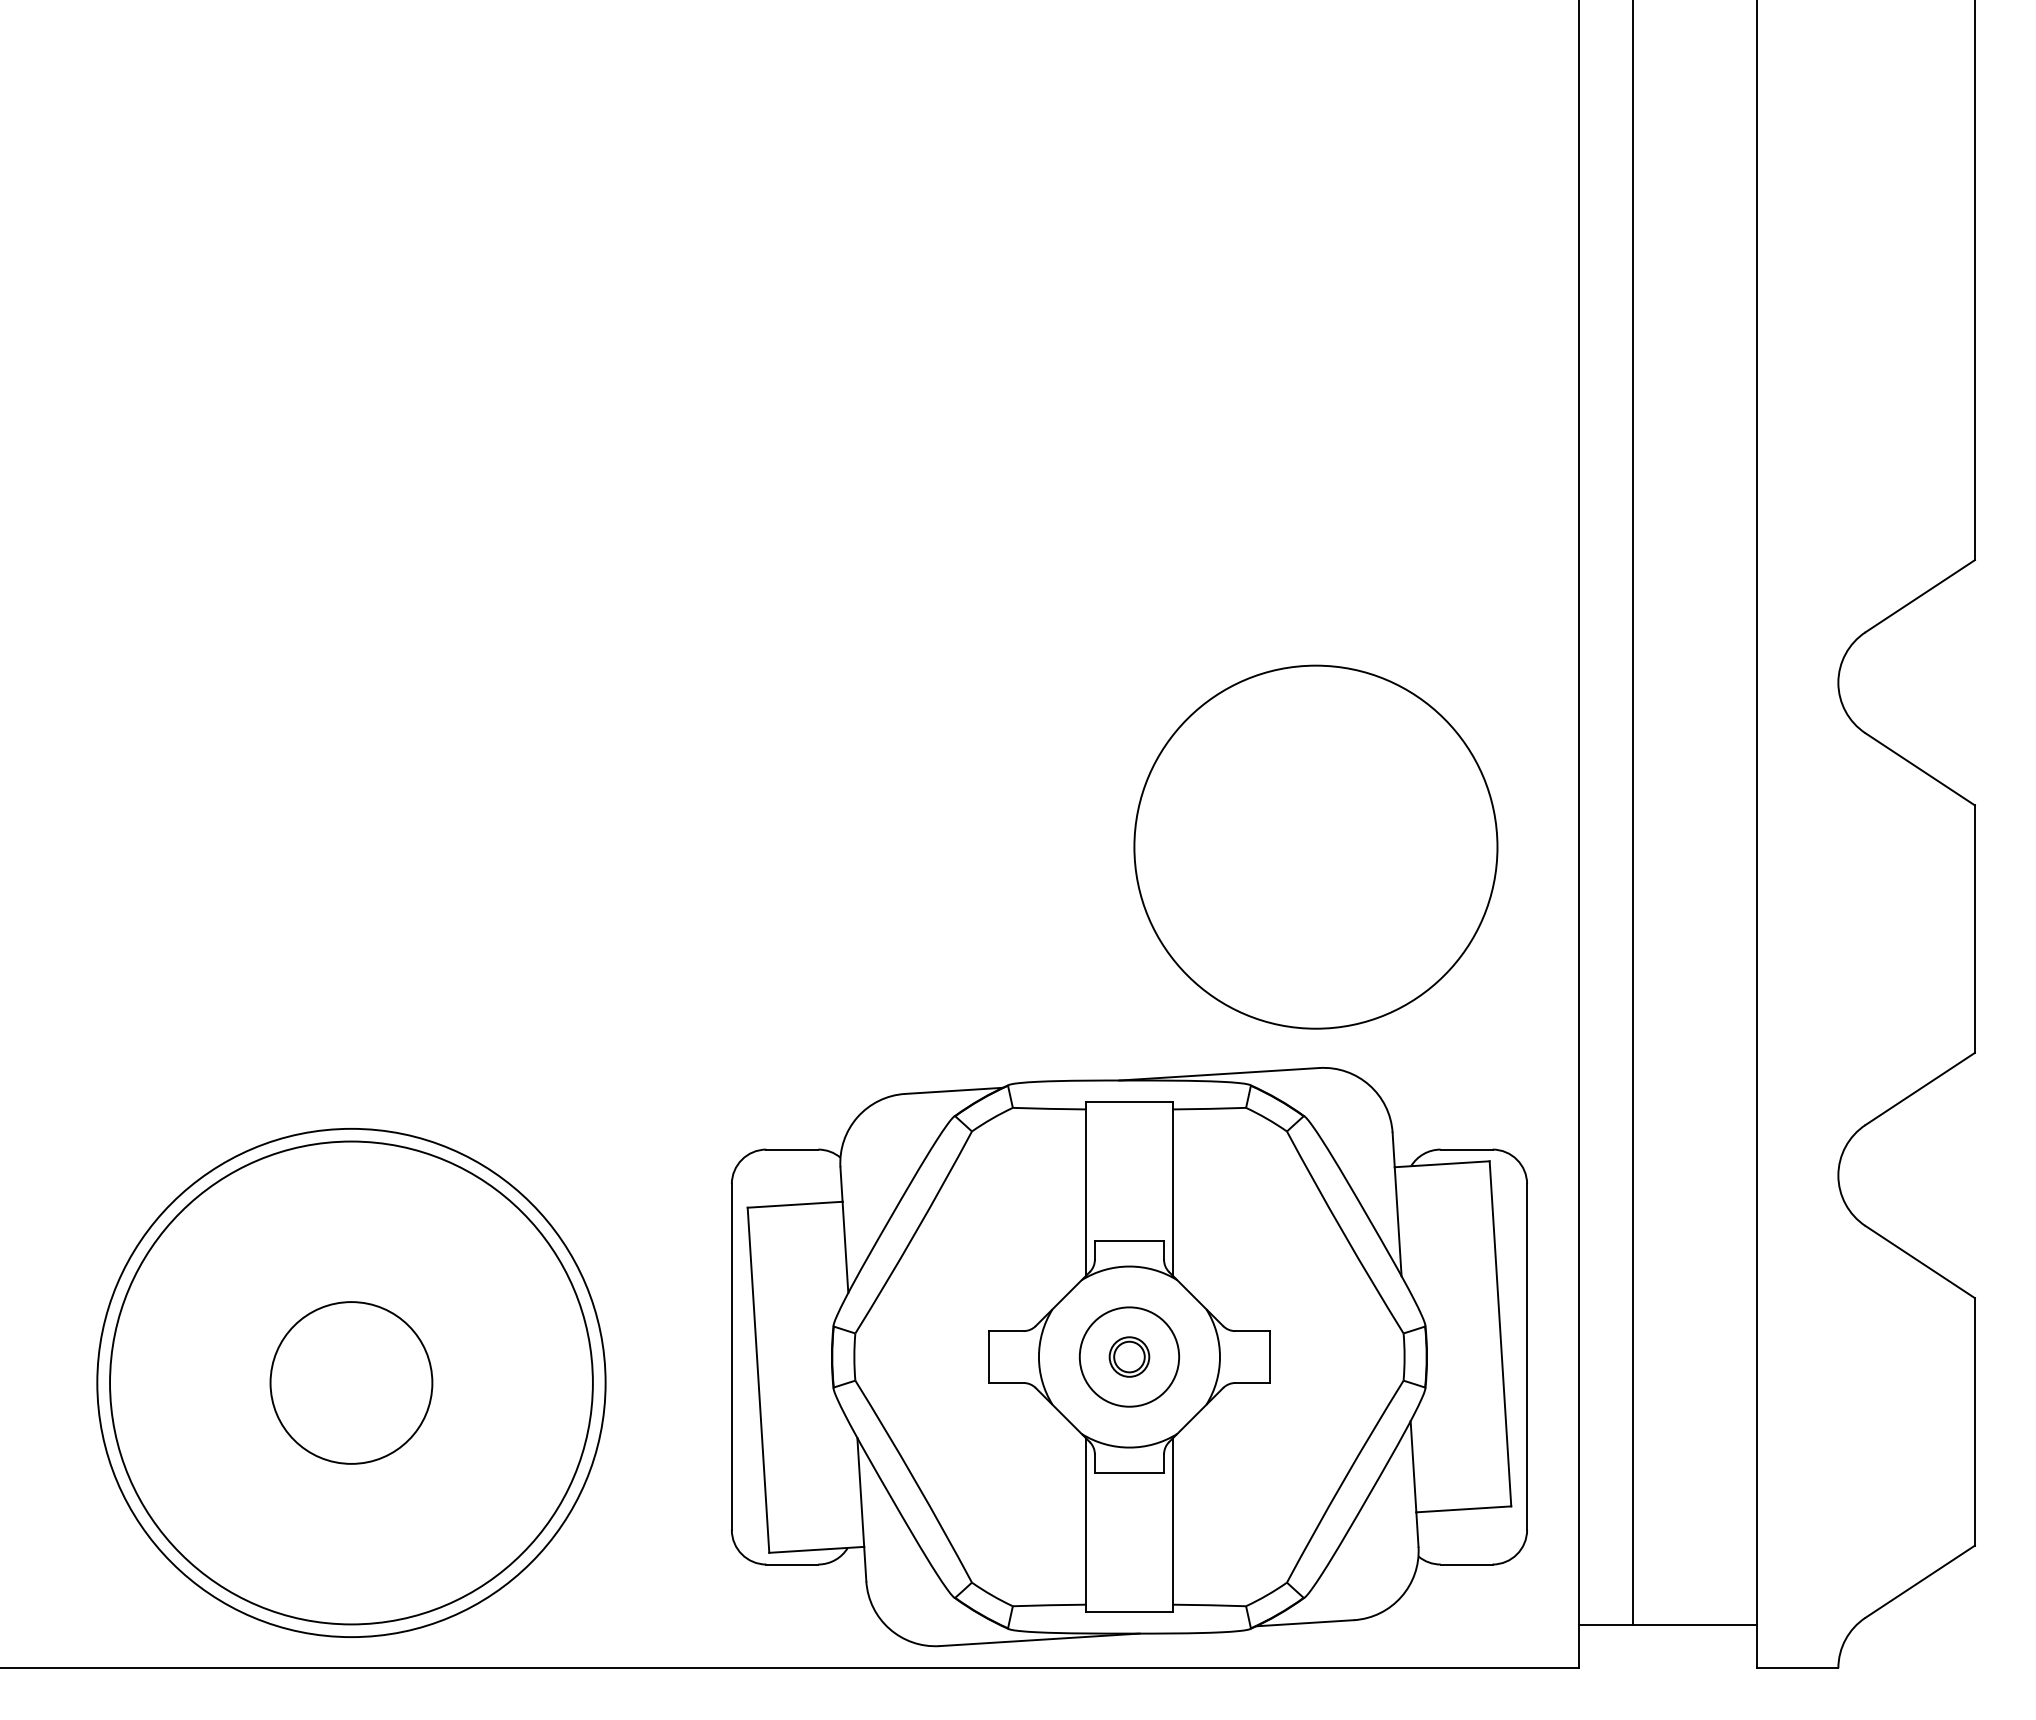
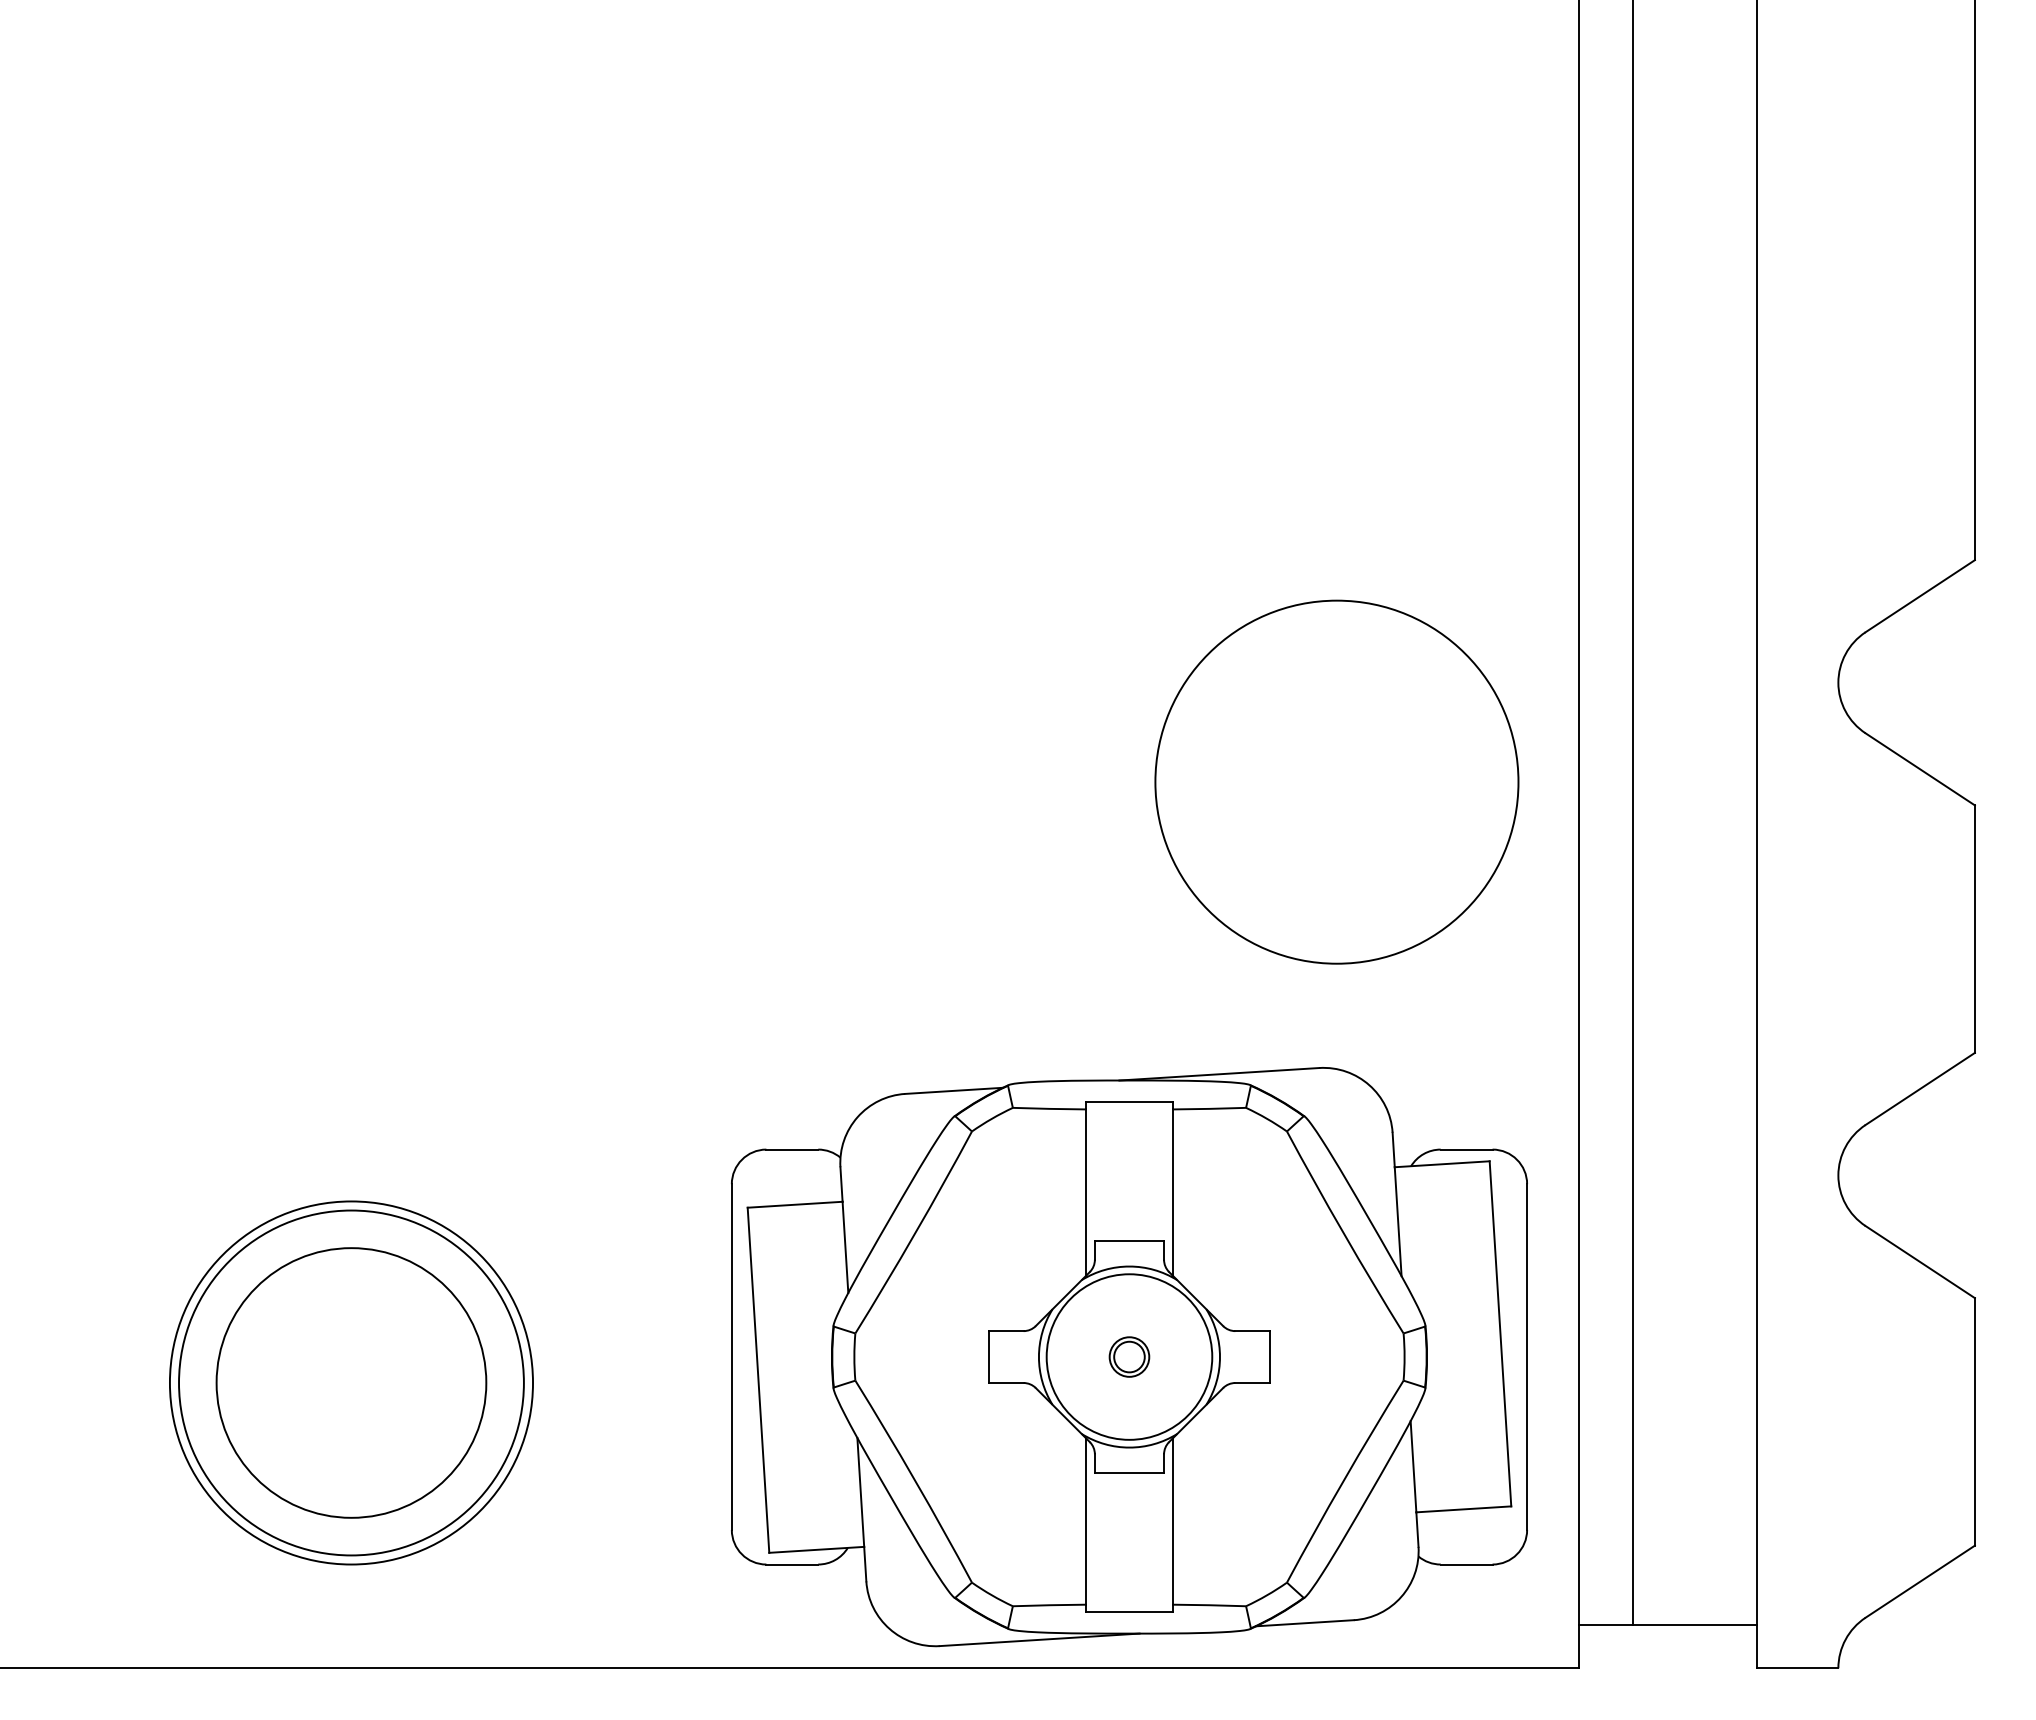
circle position: (1315, 846) -> (1336, 781) (1336, 781)
circle diameter: 99 px -> 166 px (1129, 1356)
circle diameter: 162 px -> 270 px (351, 1382)
circle diameter: 483 px -> 345 px (351, 1382)
circle diameter: 508 px -> 363 px (351, 1382)
